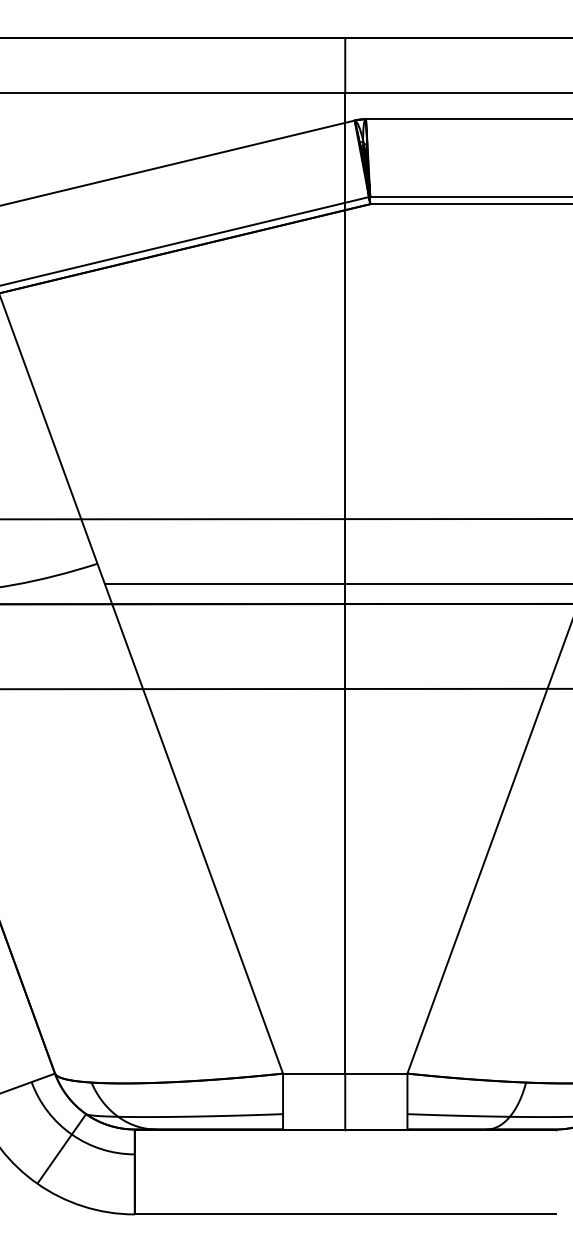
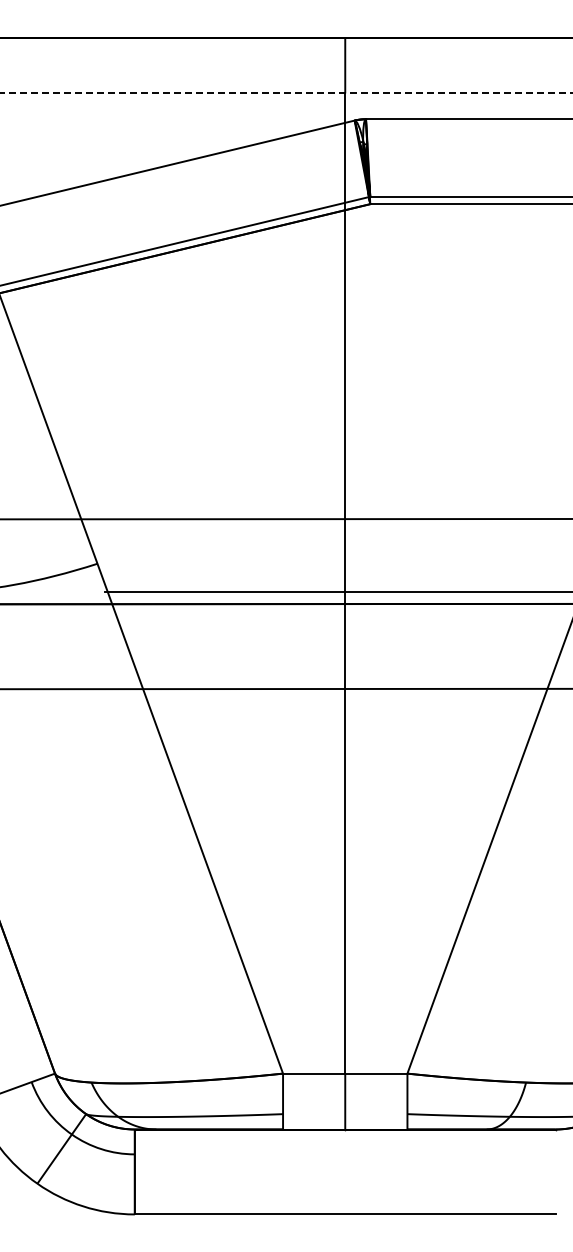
line: solid -> dashed (286, 93)
line position: (336, 583) -> (336, 591) (336, 591)
